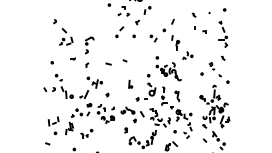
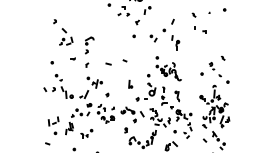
part: present -> none (119, 31)
part: present -> none (223, 33)
part: present -> none (187, 55)
